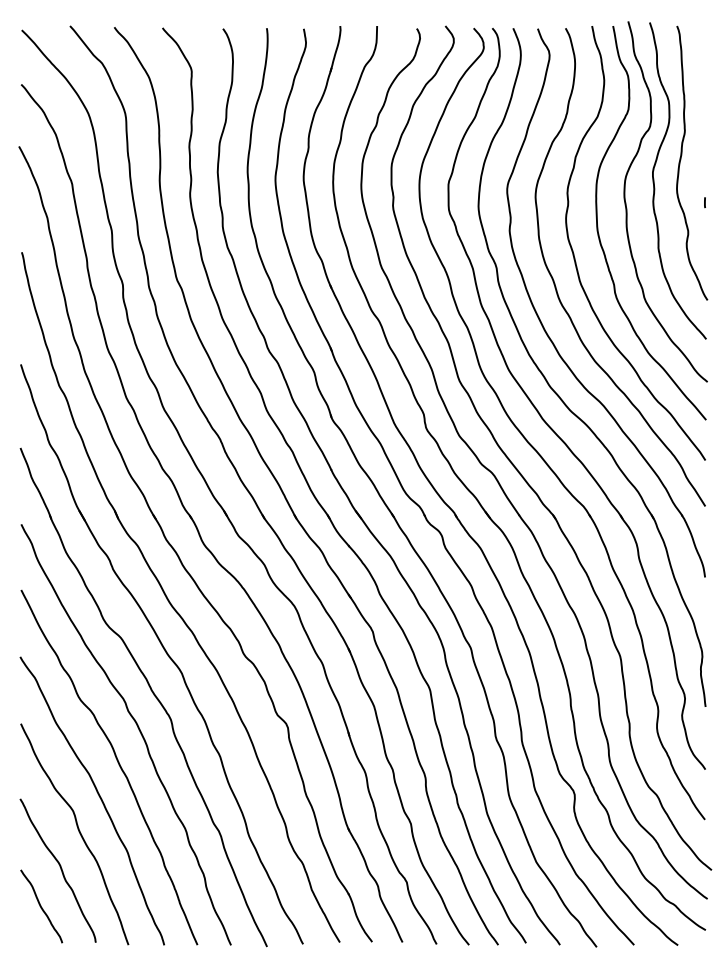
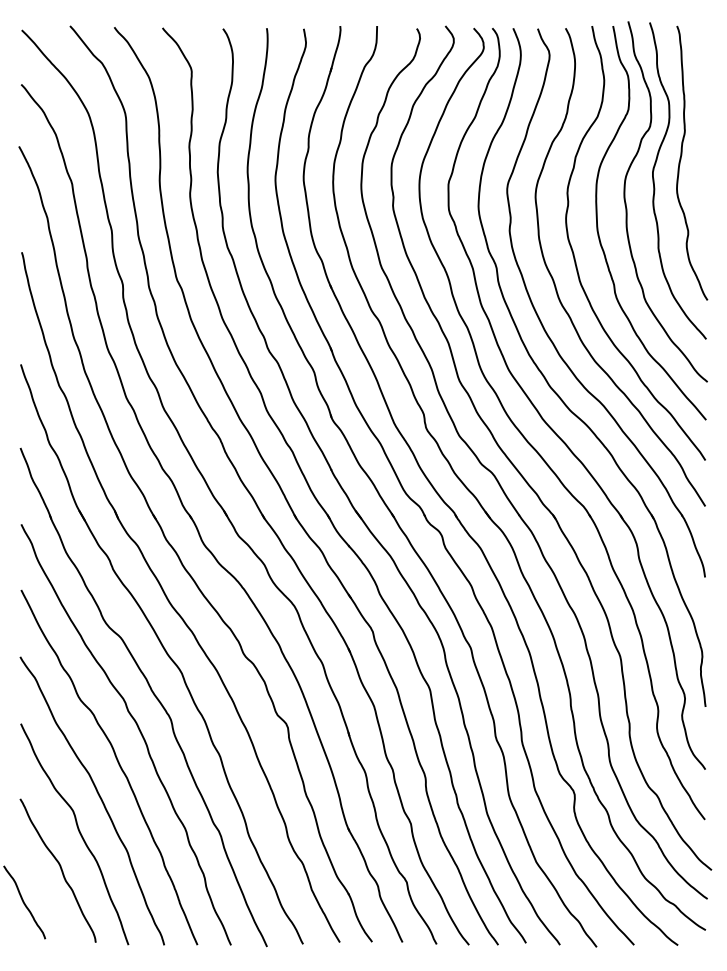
line: present -> none (704, 202)
curve position: (41, 906) -> (24, 902) (24, 902)
